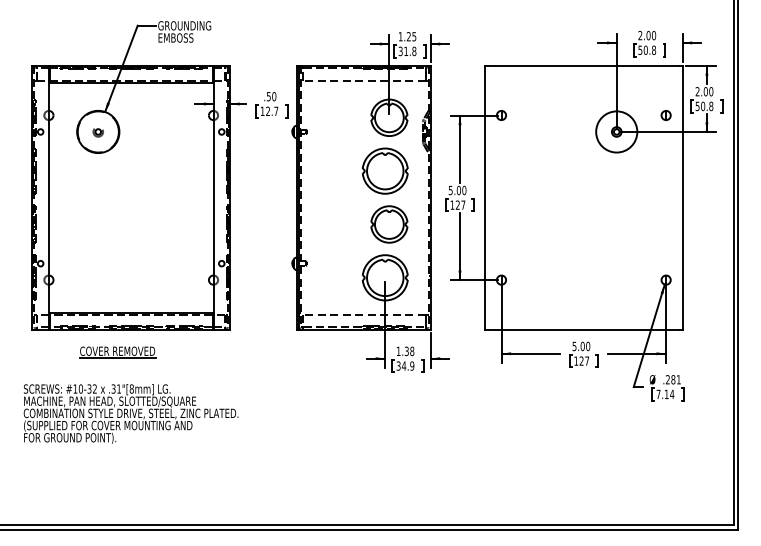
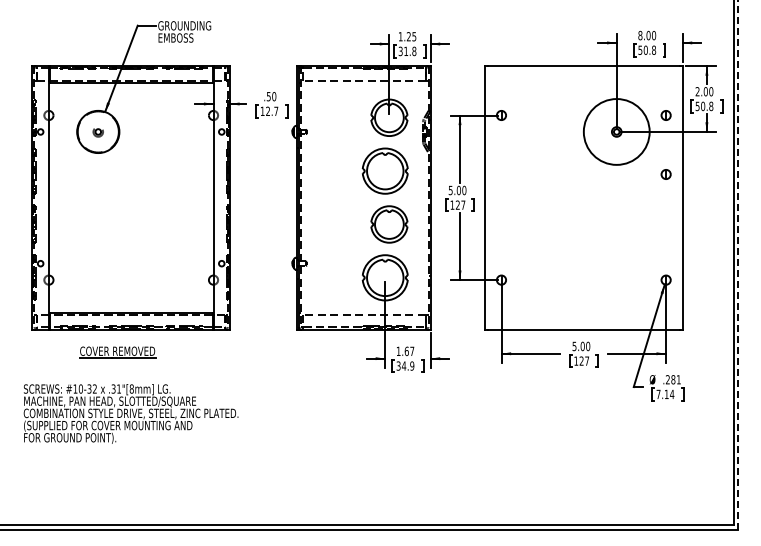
text: 2.00 -> 8.00 (640, 35)
circle diameter: 41 px -> 66 px (616, 131)
part: none -> present (665, 174)
line: solid -> dashed (738, 264)
text: 1.38 -> 1.67 (409, 351)
